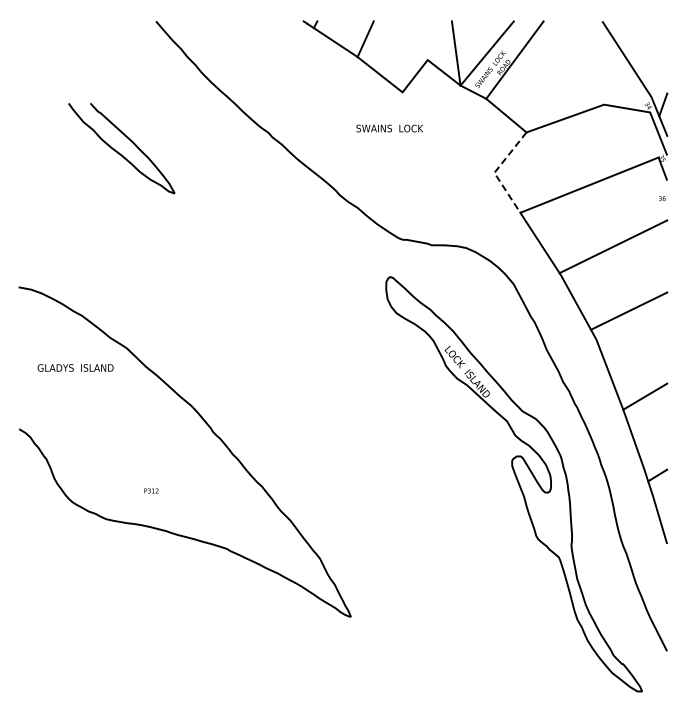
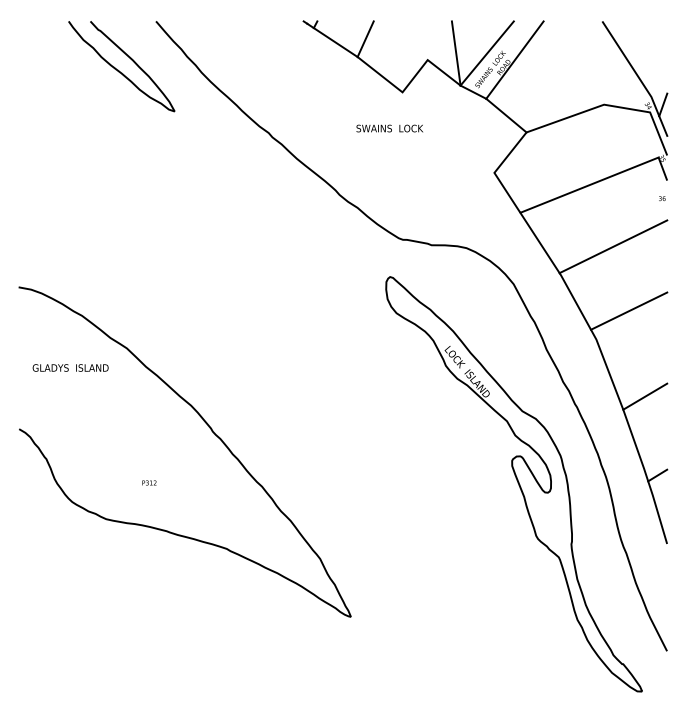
curve position: (118, 151) -> (118, 69) (118, 69)
line: dashed -> solid (495, 172)
text position: (75, 367) -> (70, 367) (70, 367)
text position: (151, 490) -> (149, 482) (149, 482)
